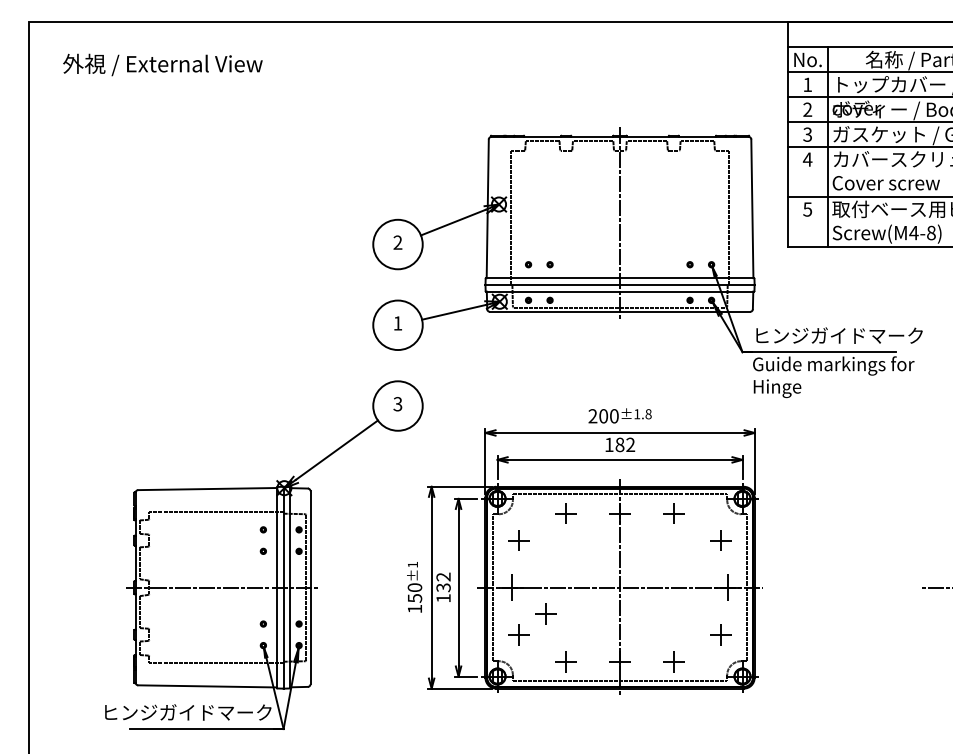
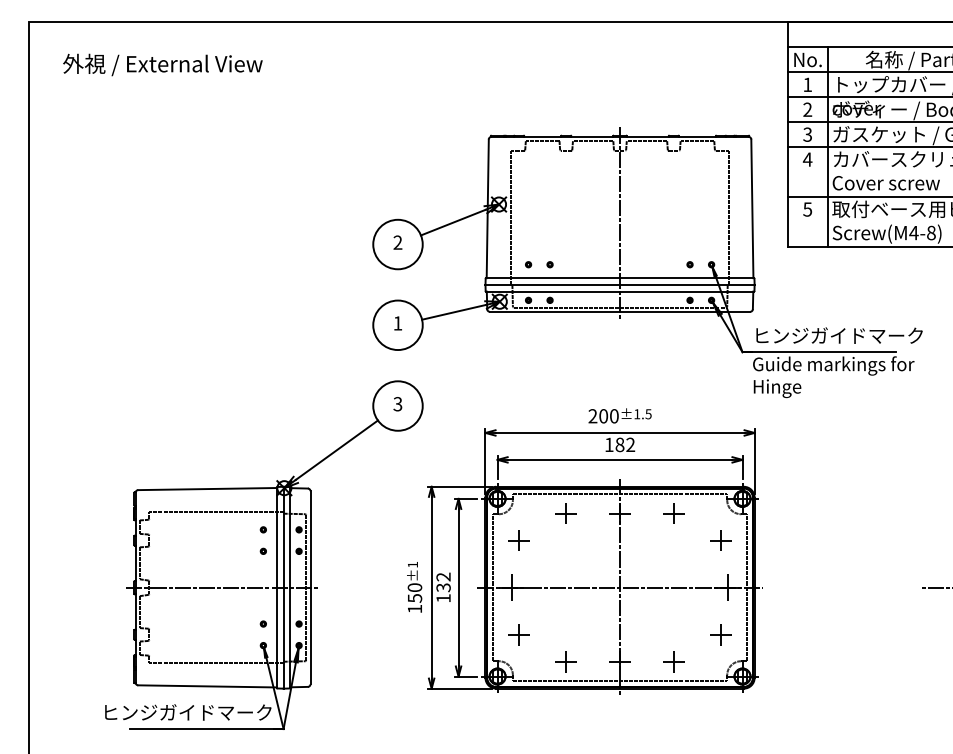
text: ±1.8 -> ±1.5 (648, 414)
part: present -> none (545, 613)
